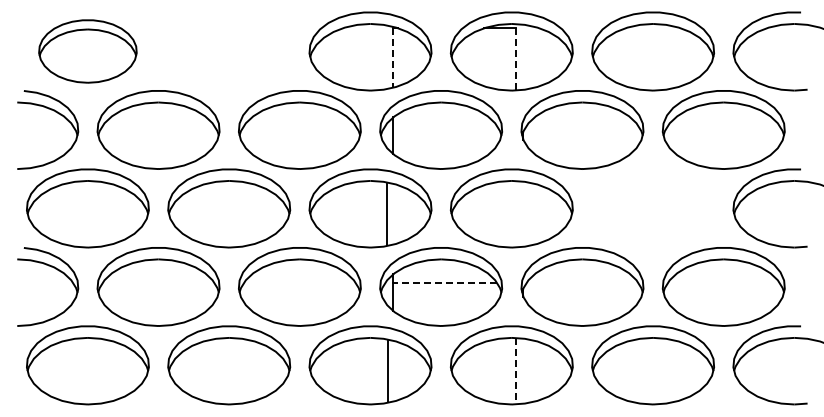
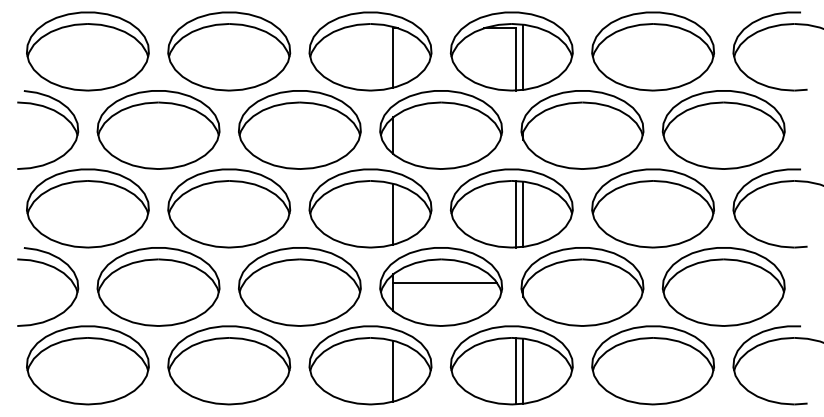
part size: 100x65 px -> 124x81 px (87, 51)
part: none -> present (229, 51)
line: none -> present (523, 56)
line: dashed -> solid (393, 57)
line: dashed -> solid (515, 59)
part: none -> present (652, 208)
line position: (387, 213) -> (393, 213) (393, 213)
line: none -> present (523, 213)
line: none -> present (515, 214)
line: dashed -> solid (444, 283)
line position: (388, 370) -> (393, 370) (393, 370)
line: none -> present (523, 370)
line: dashed -> solid (515, 371)
